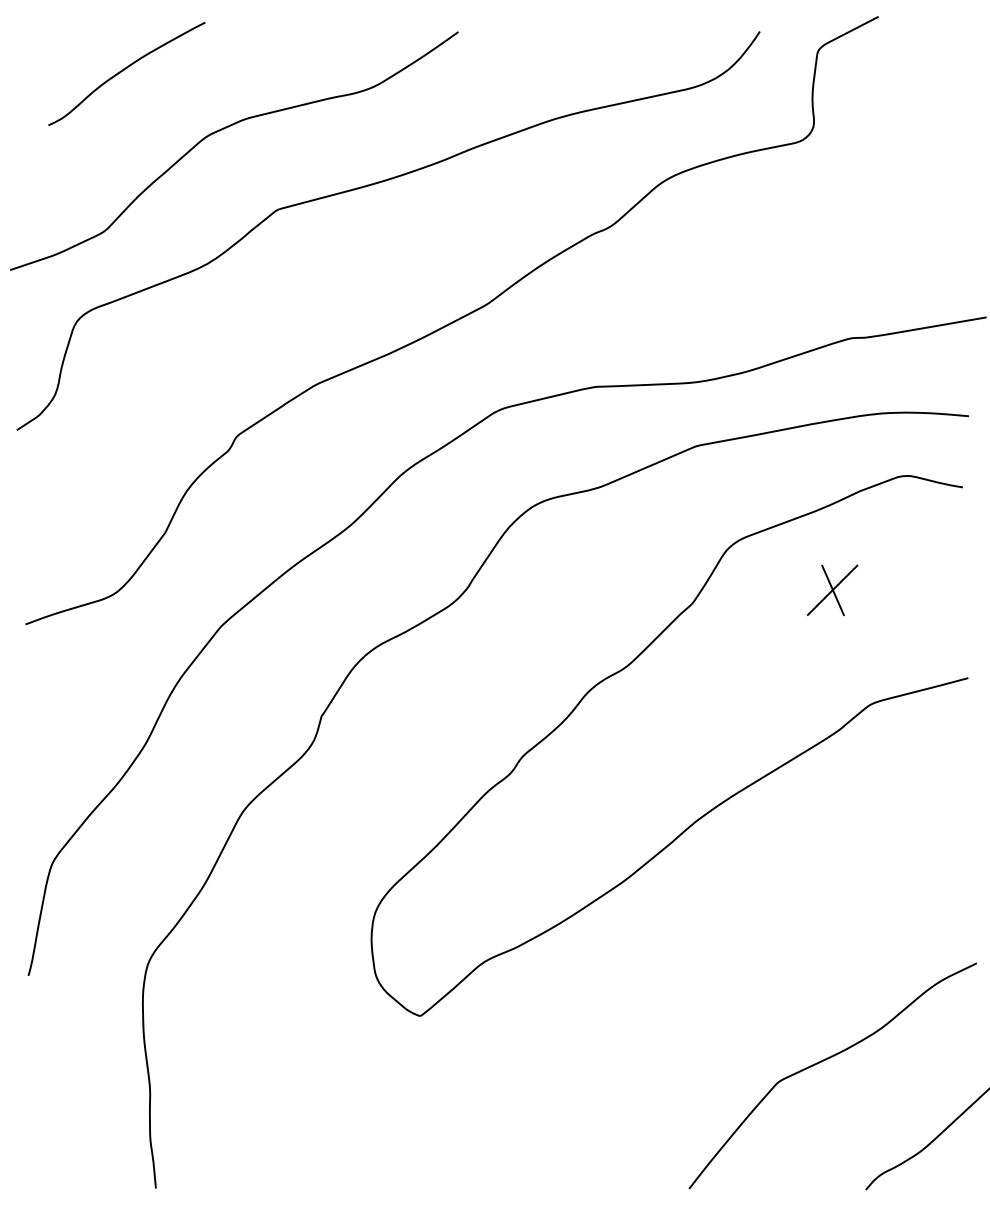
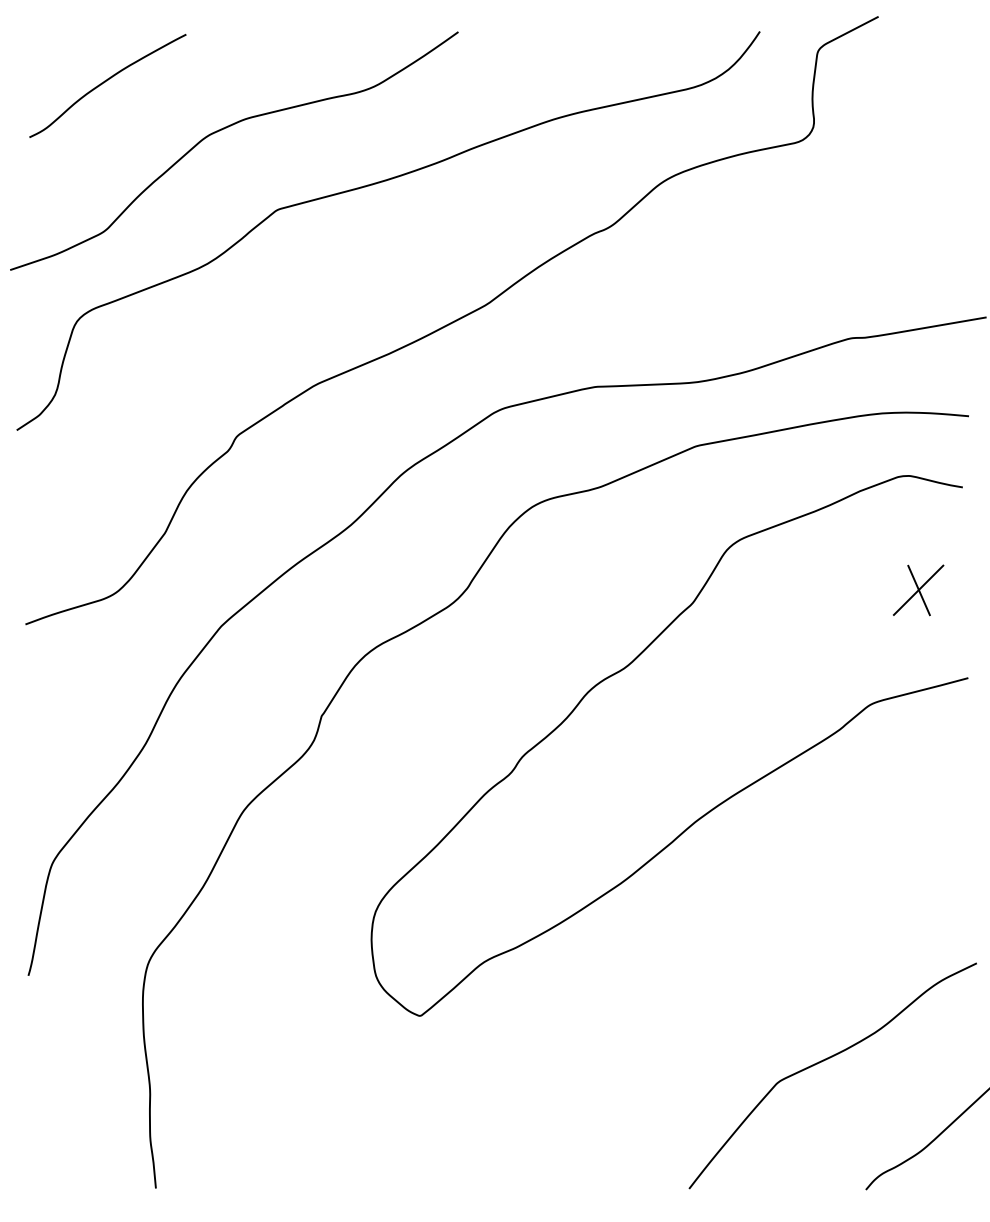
curve position: (124, 70) -> (105, 82) (105, 82)
part position: (832, 590) -> (918, 590) (918, 590)
